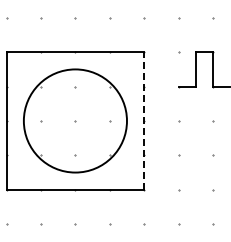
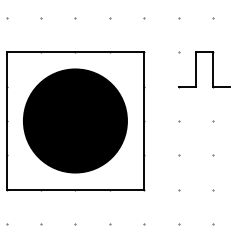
fill: none -> present (75, 120)
line: dashed -> solid (144, 121)
